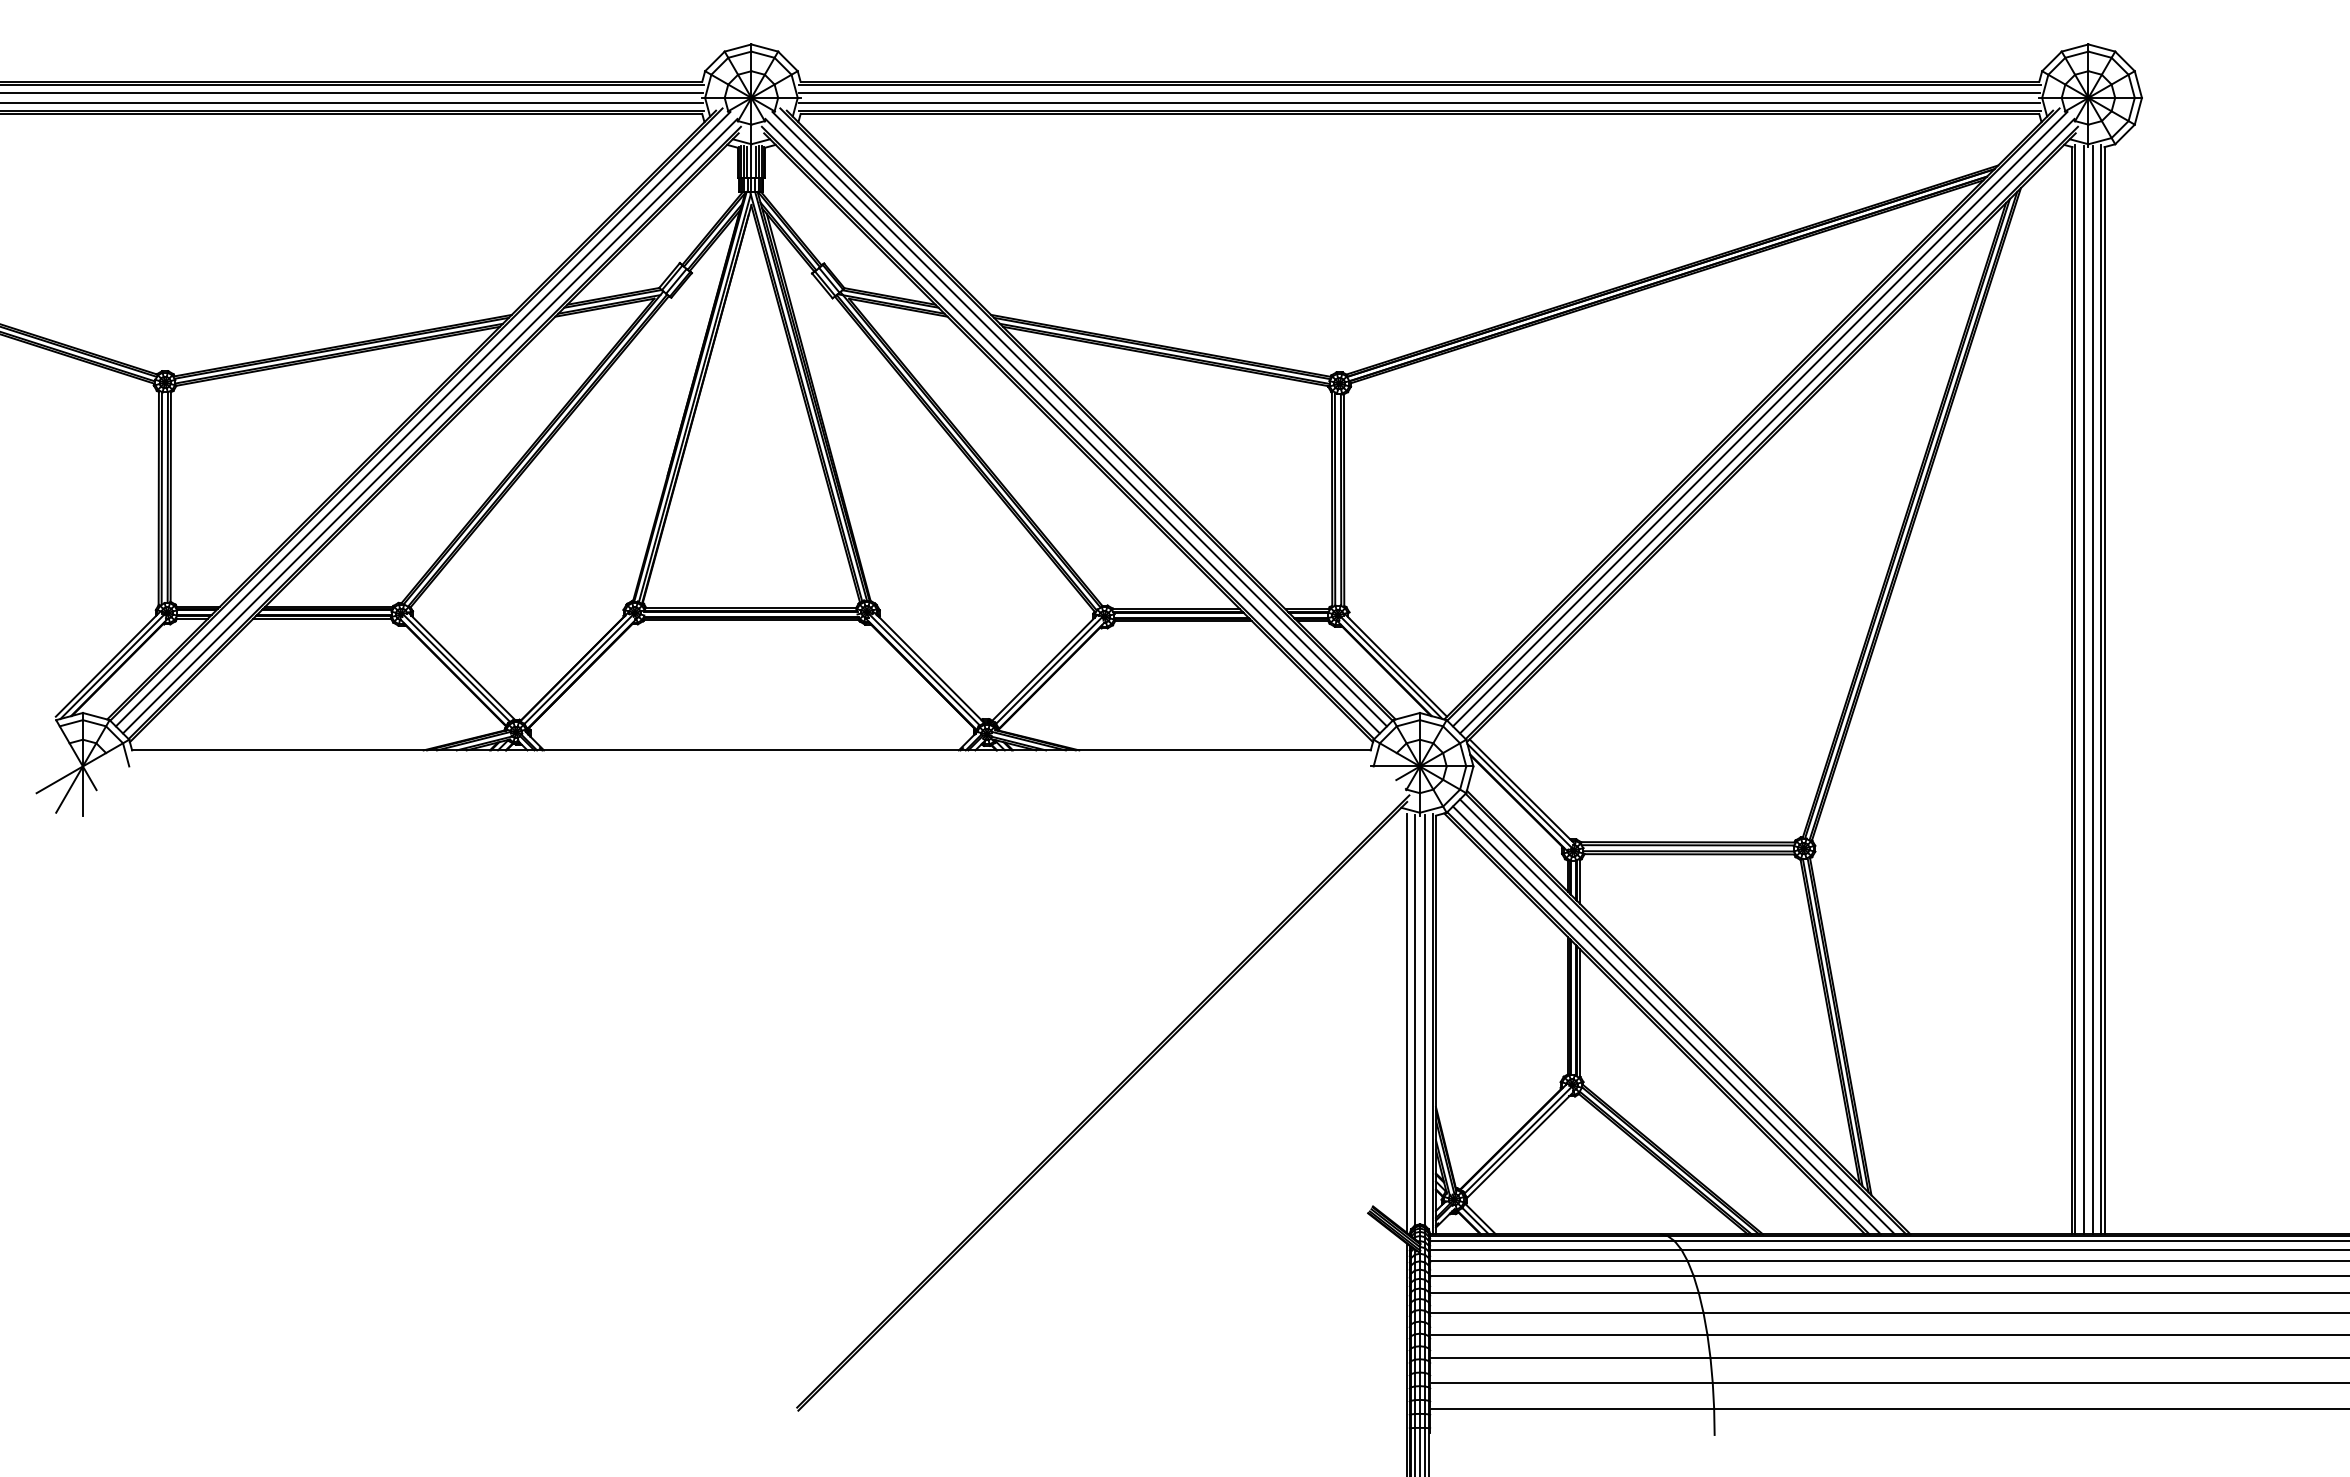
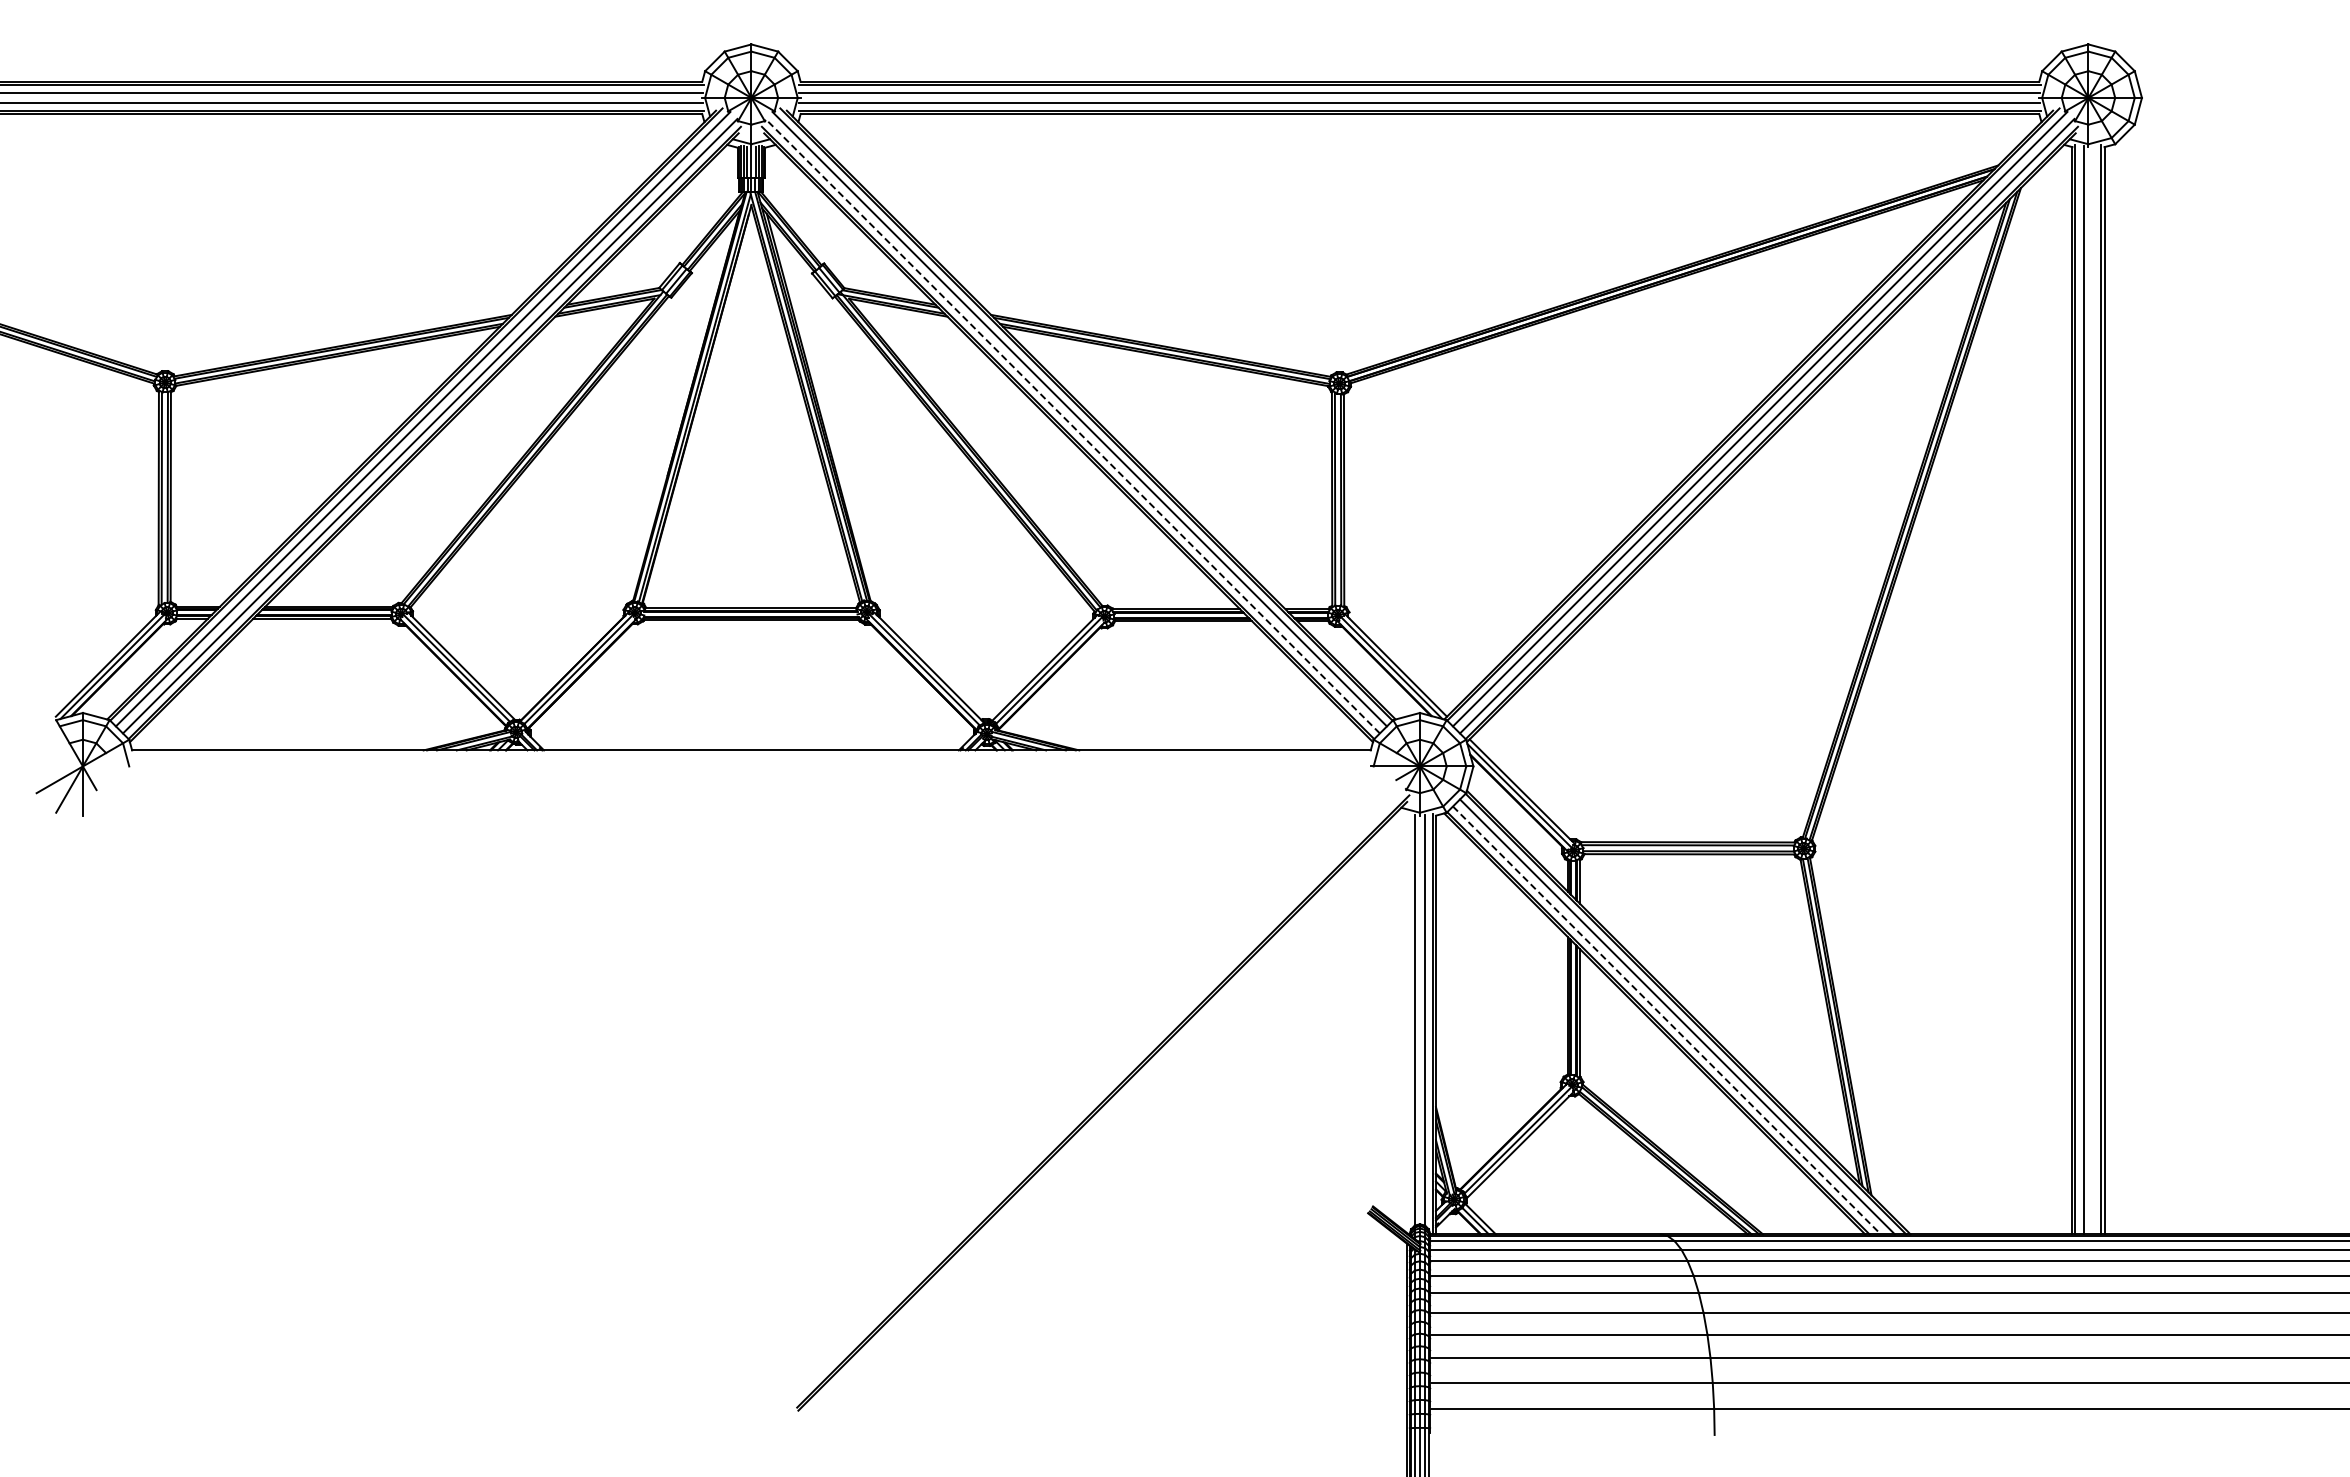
line: solid -> dashed (1072, 425)
line: present -> none (2093, 689)
line: solid -> dashed (1666, 1020)
line: present -> none (1406, 1022)
